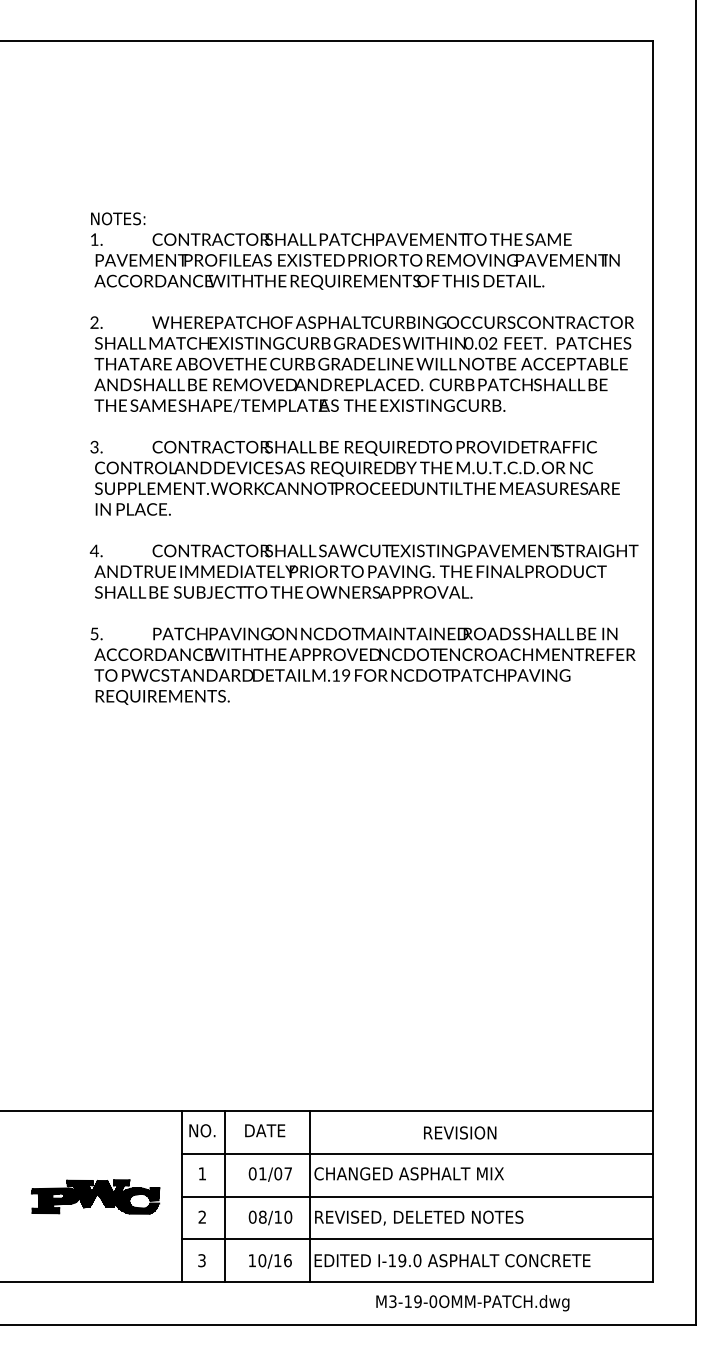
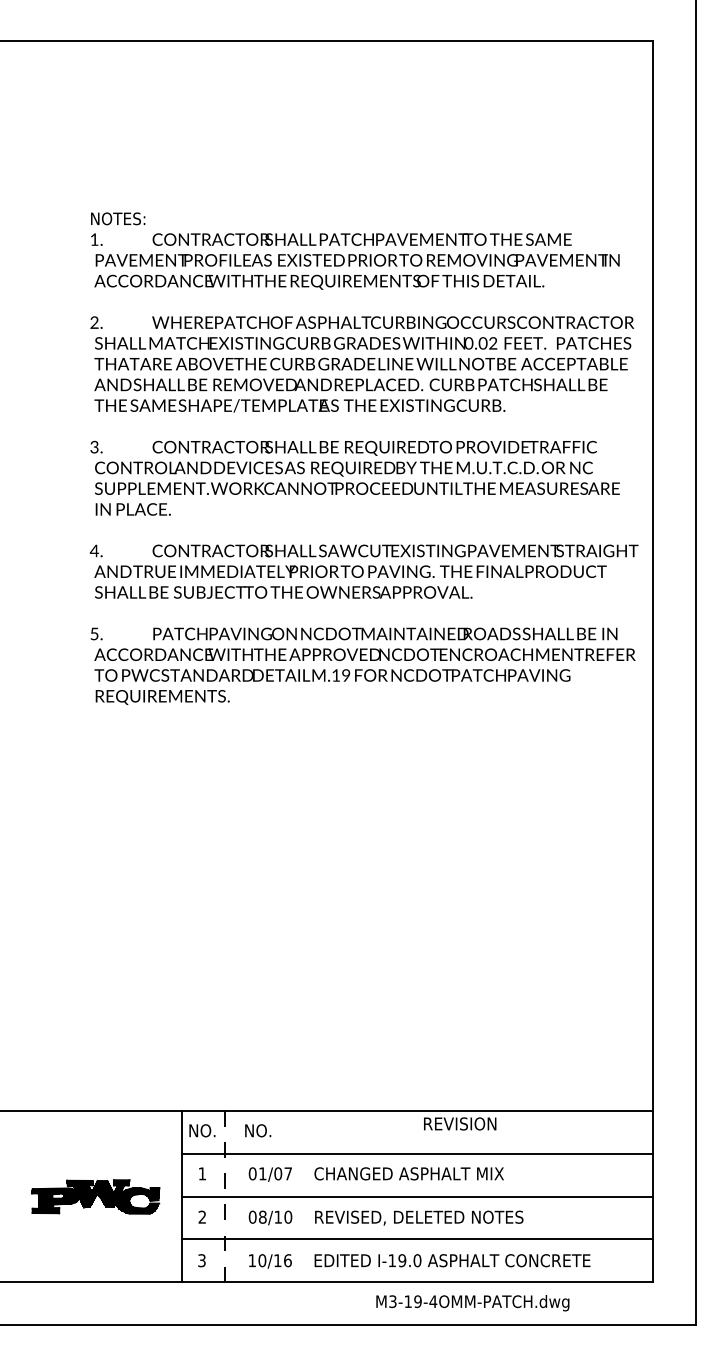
text: DATE -> NO. (265, 1130)
text position: (460, 1132) -> (460, 1123) (460, 1123)
line: solid -> dashed (224, 1196)
line: present -> none (310, 1196)
text: M3-19-0OMM-PATCH.dwg -> M3-19-4OMM-PATCH.dwg (433, 1301)
